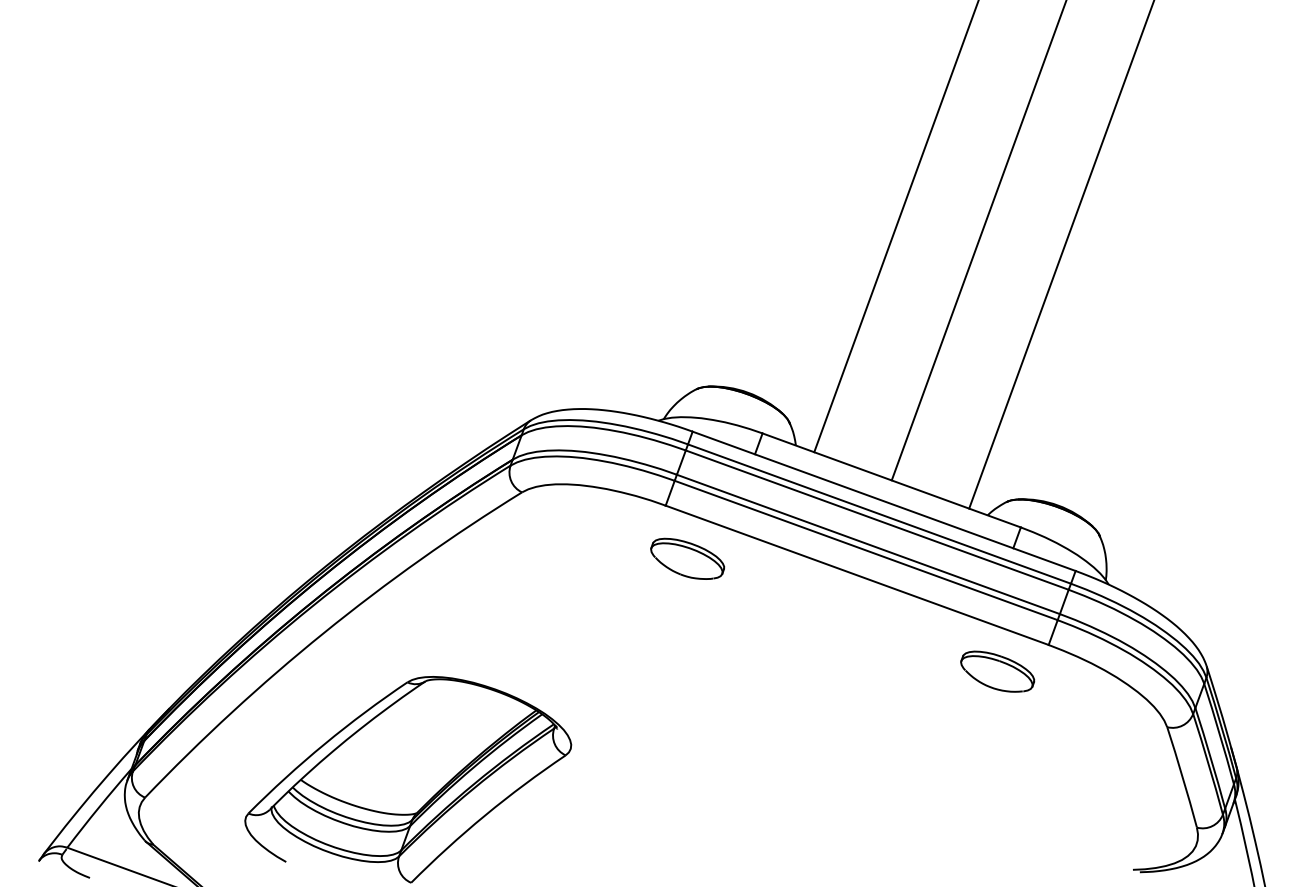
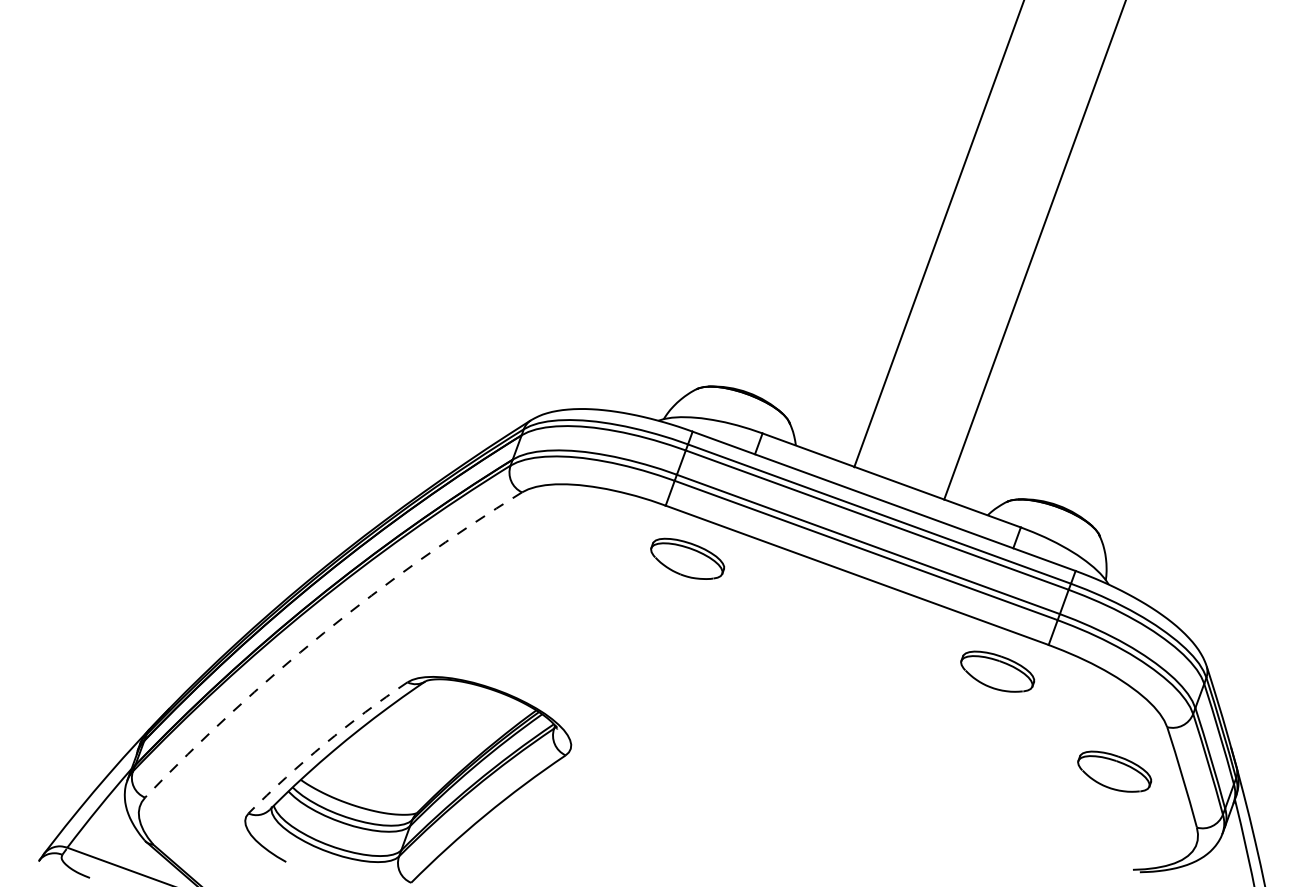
line position: (896, 227) -> (938, 234) (938, 234)
line: present -> none (978, 241)
line position: (1061, 255) -> (1034, 250) (1034, 250)
arc: solid -> dashed (323, 633)
arc: solid -> dashed (324, 744)
part: none -> present (1114, 771)
